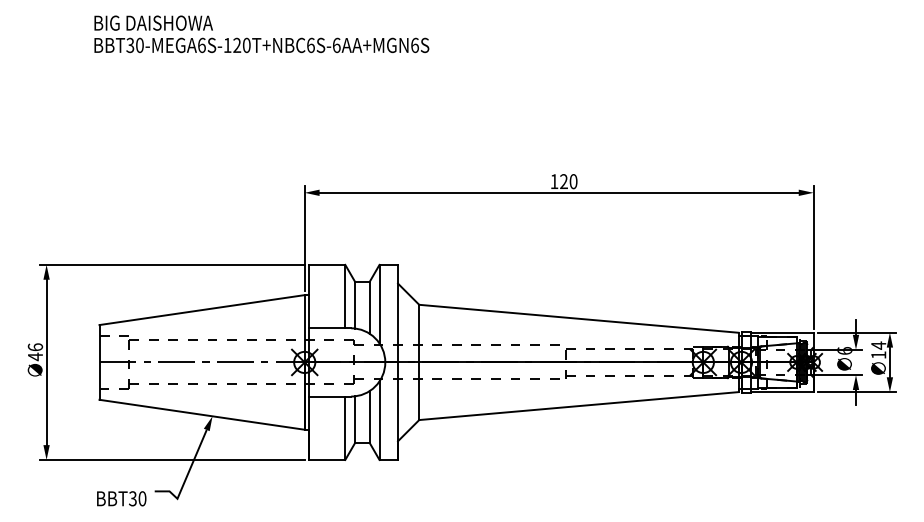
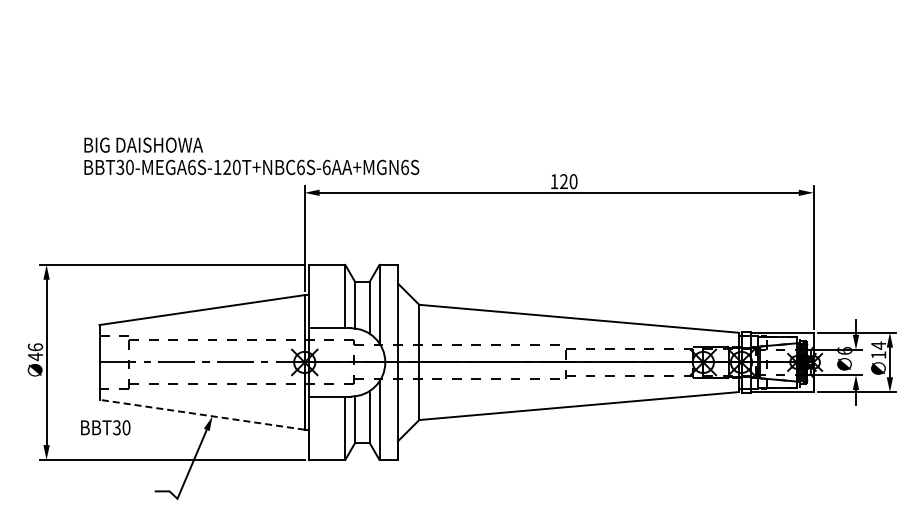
text position: (261, 34) -> (251, 156) (251, 156)
line: solid -> dashed (202, 414)
text position: (121, 498) -> (105, 427) (105, 427)
